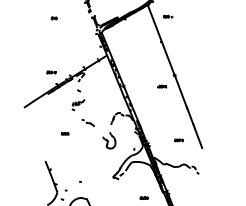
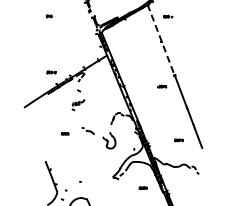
part position: (55, 18) -> (50, 16) (50, 16)
line: solid -> dashed (161, 39)
part position: (87, 122) -> (87, 130) (87, 130)
part position: (143, 197) -> (142, 187) (142, 187)
